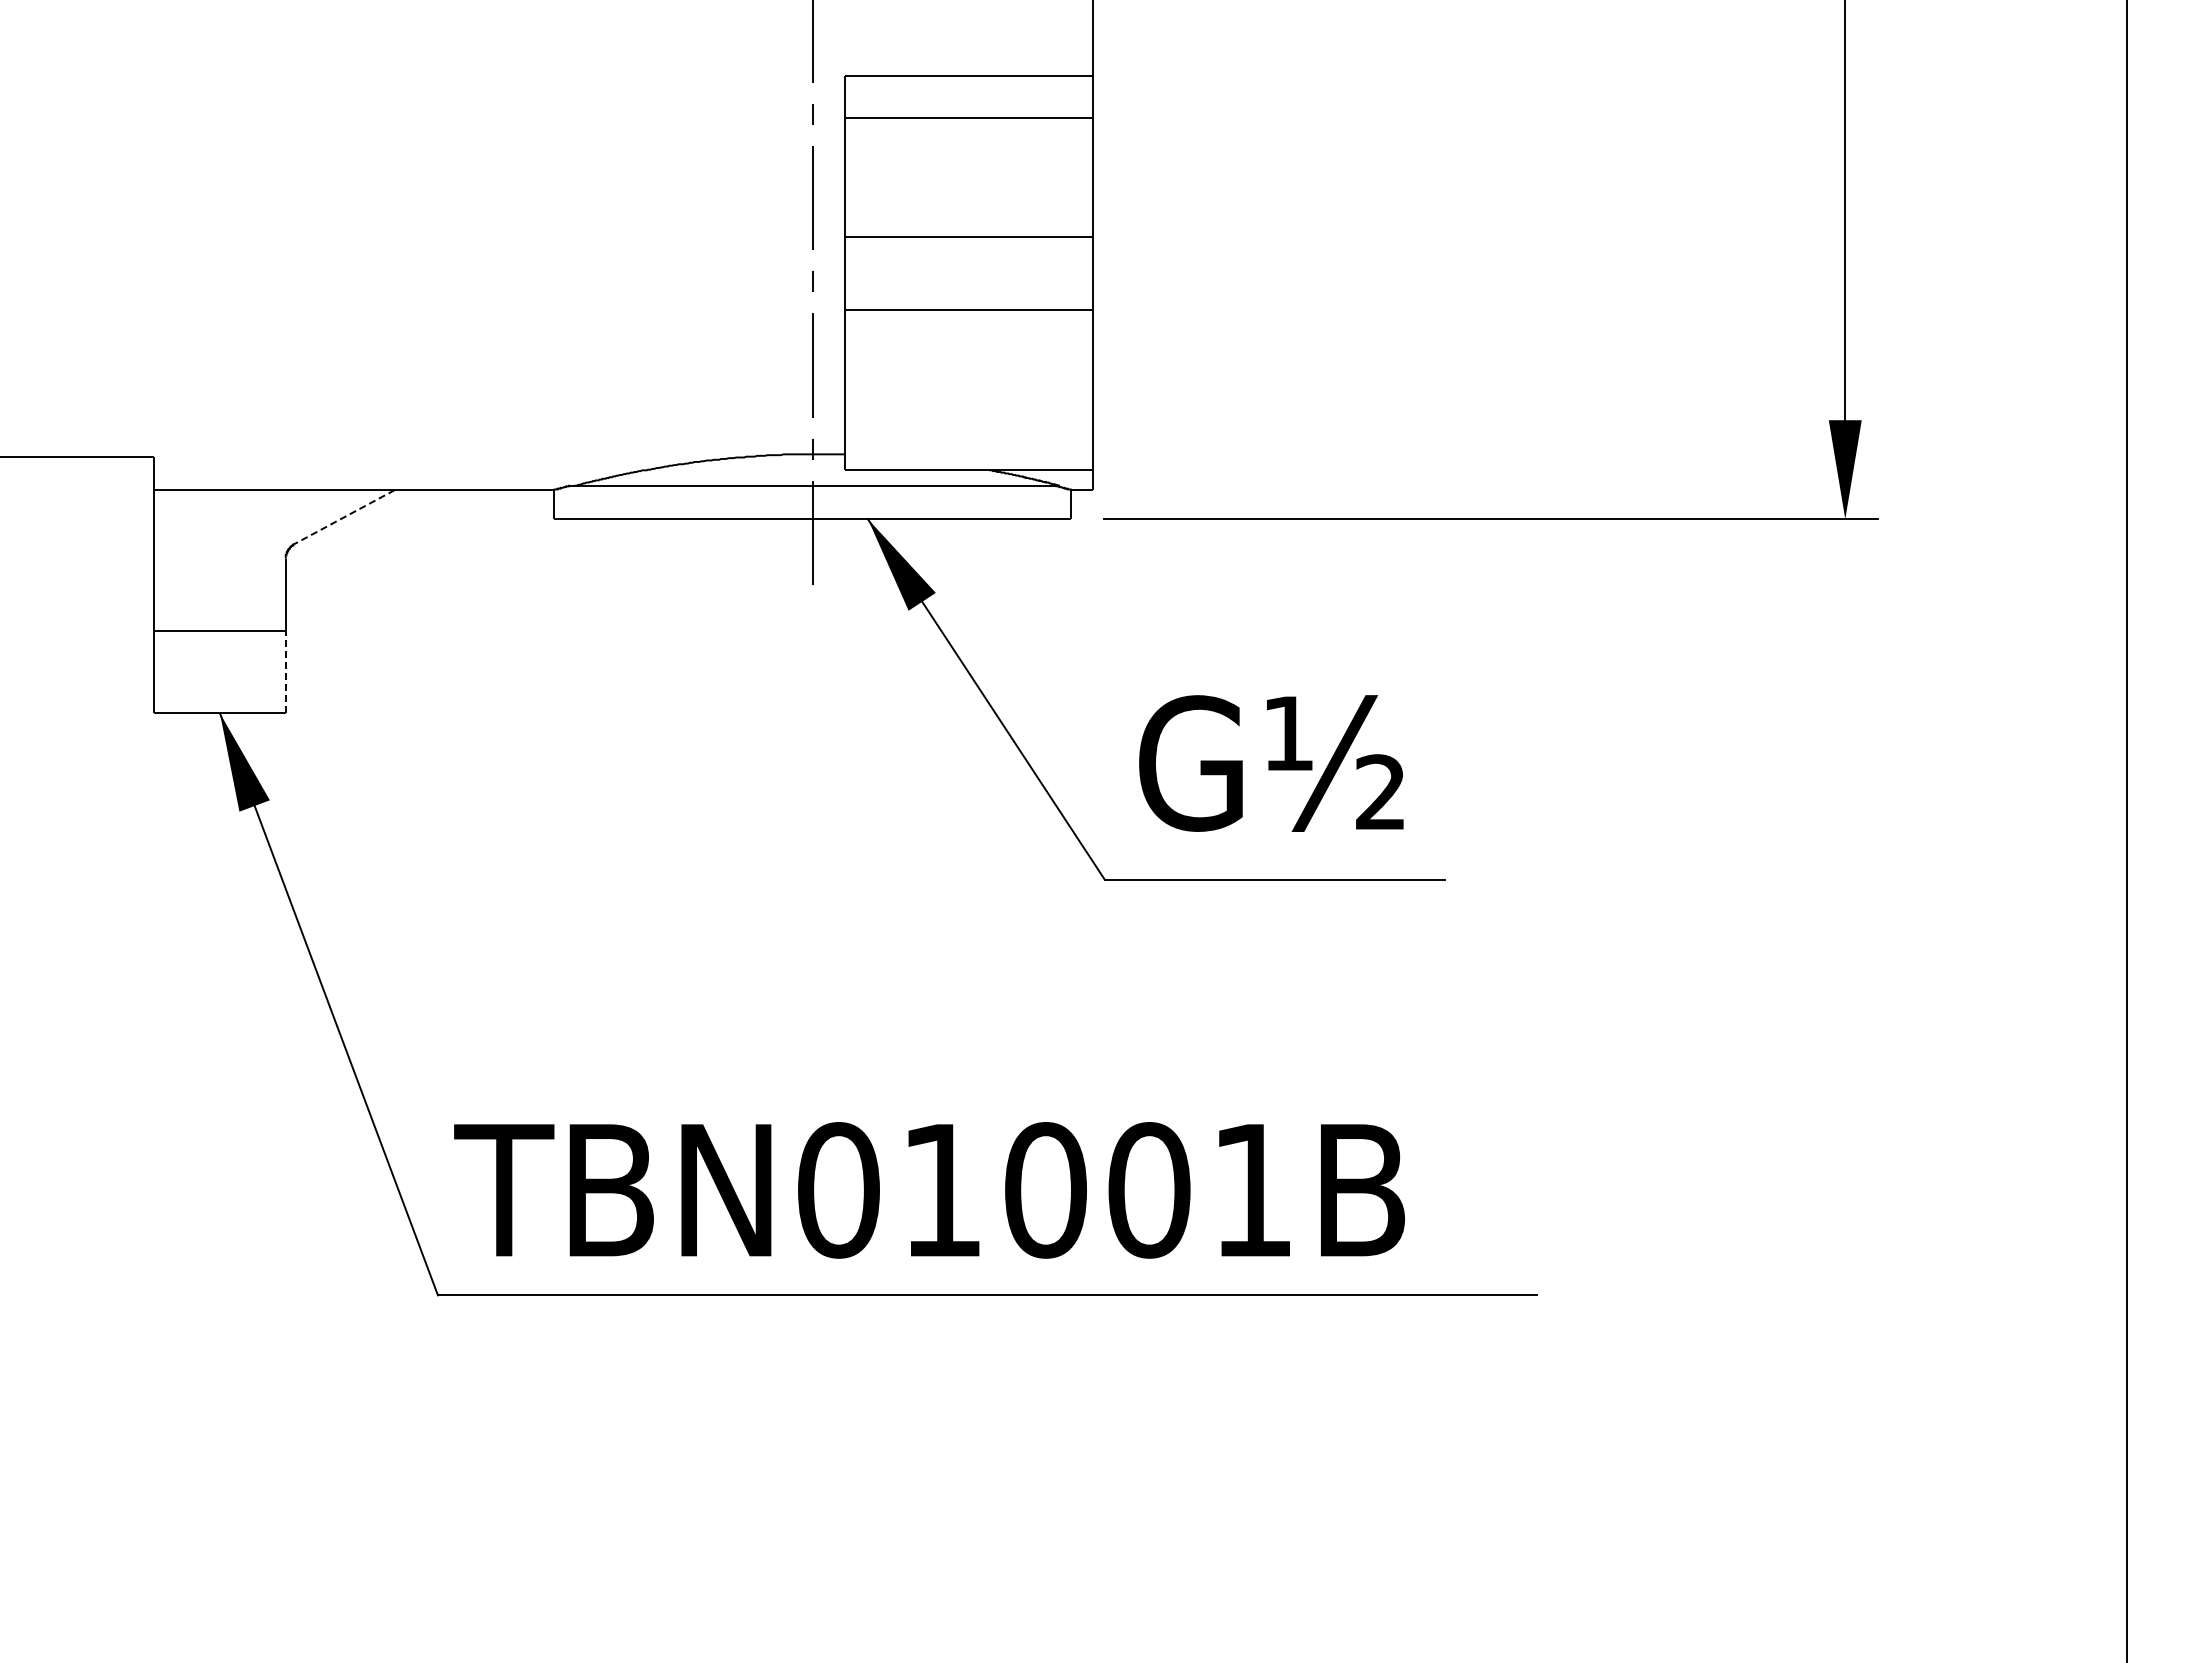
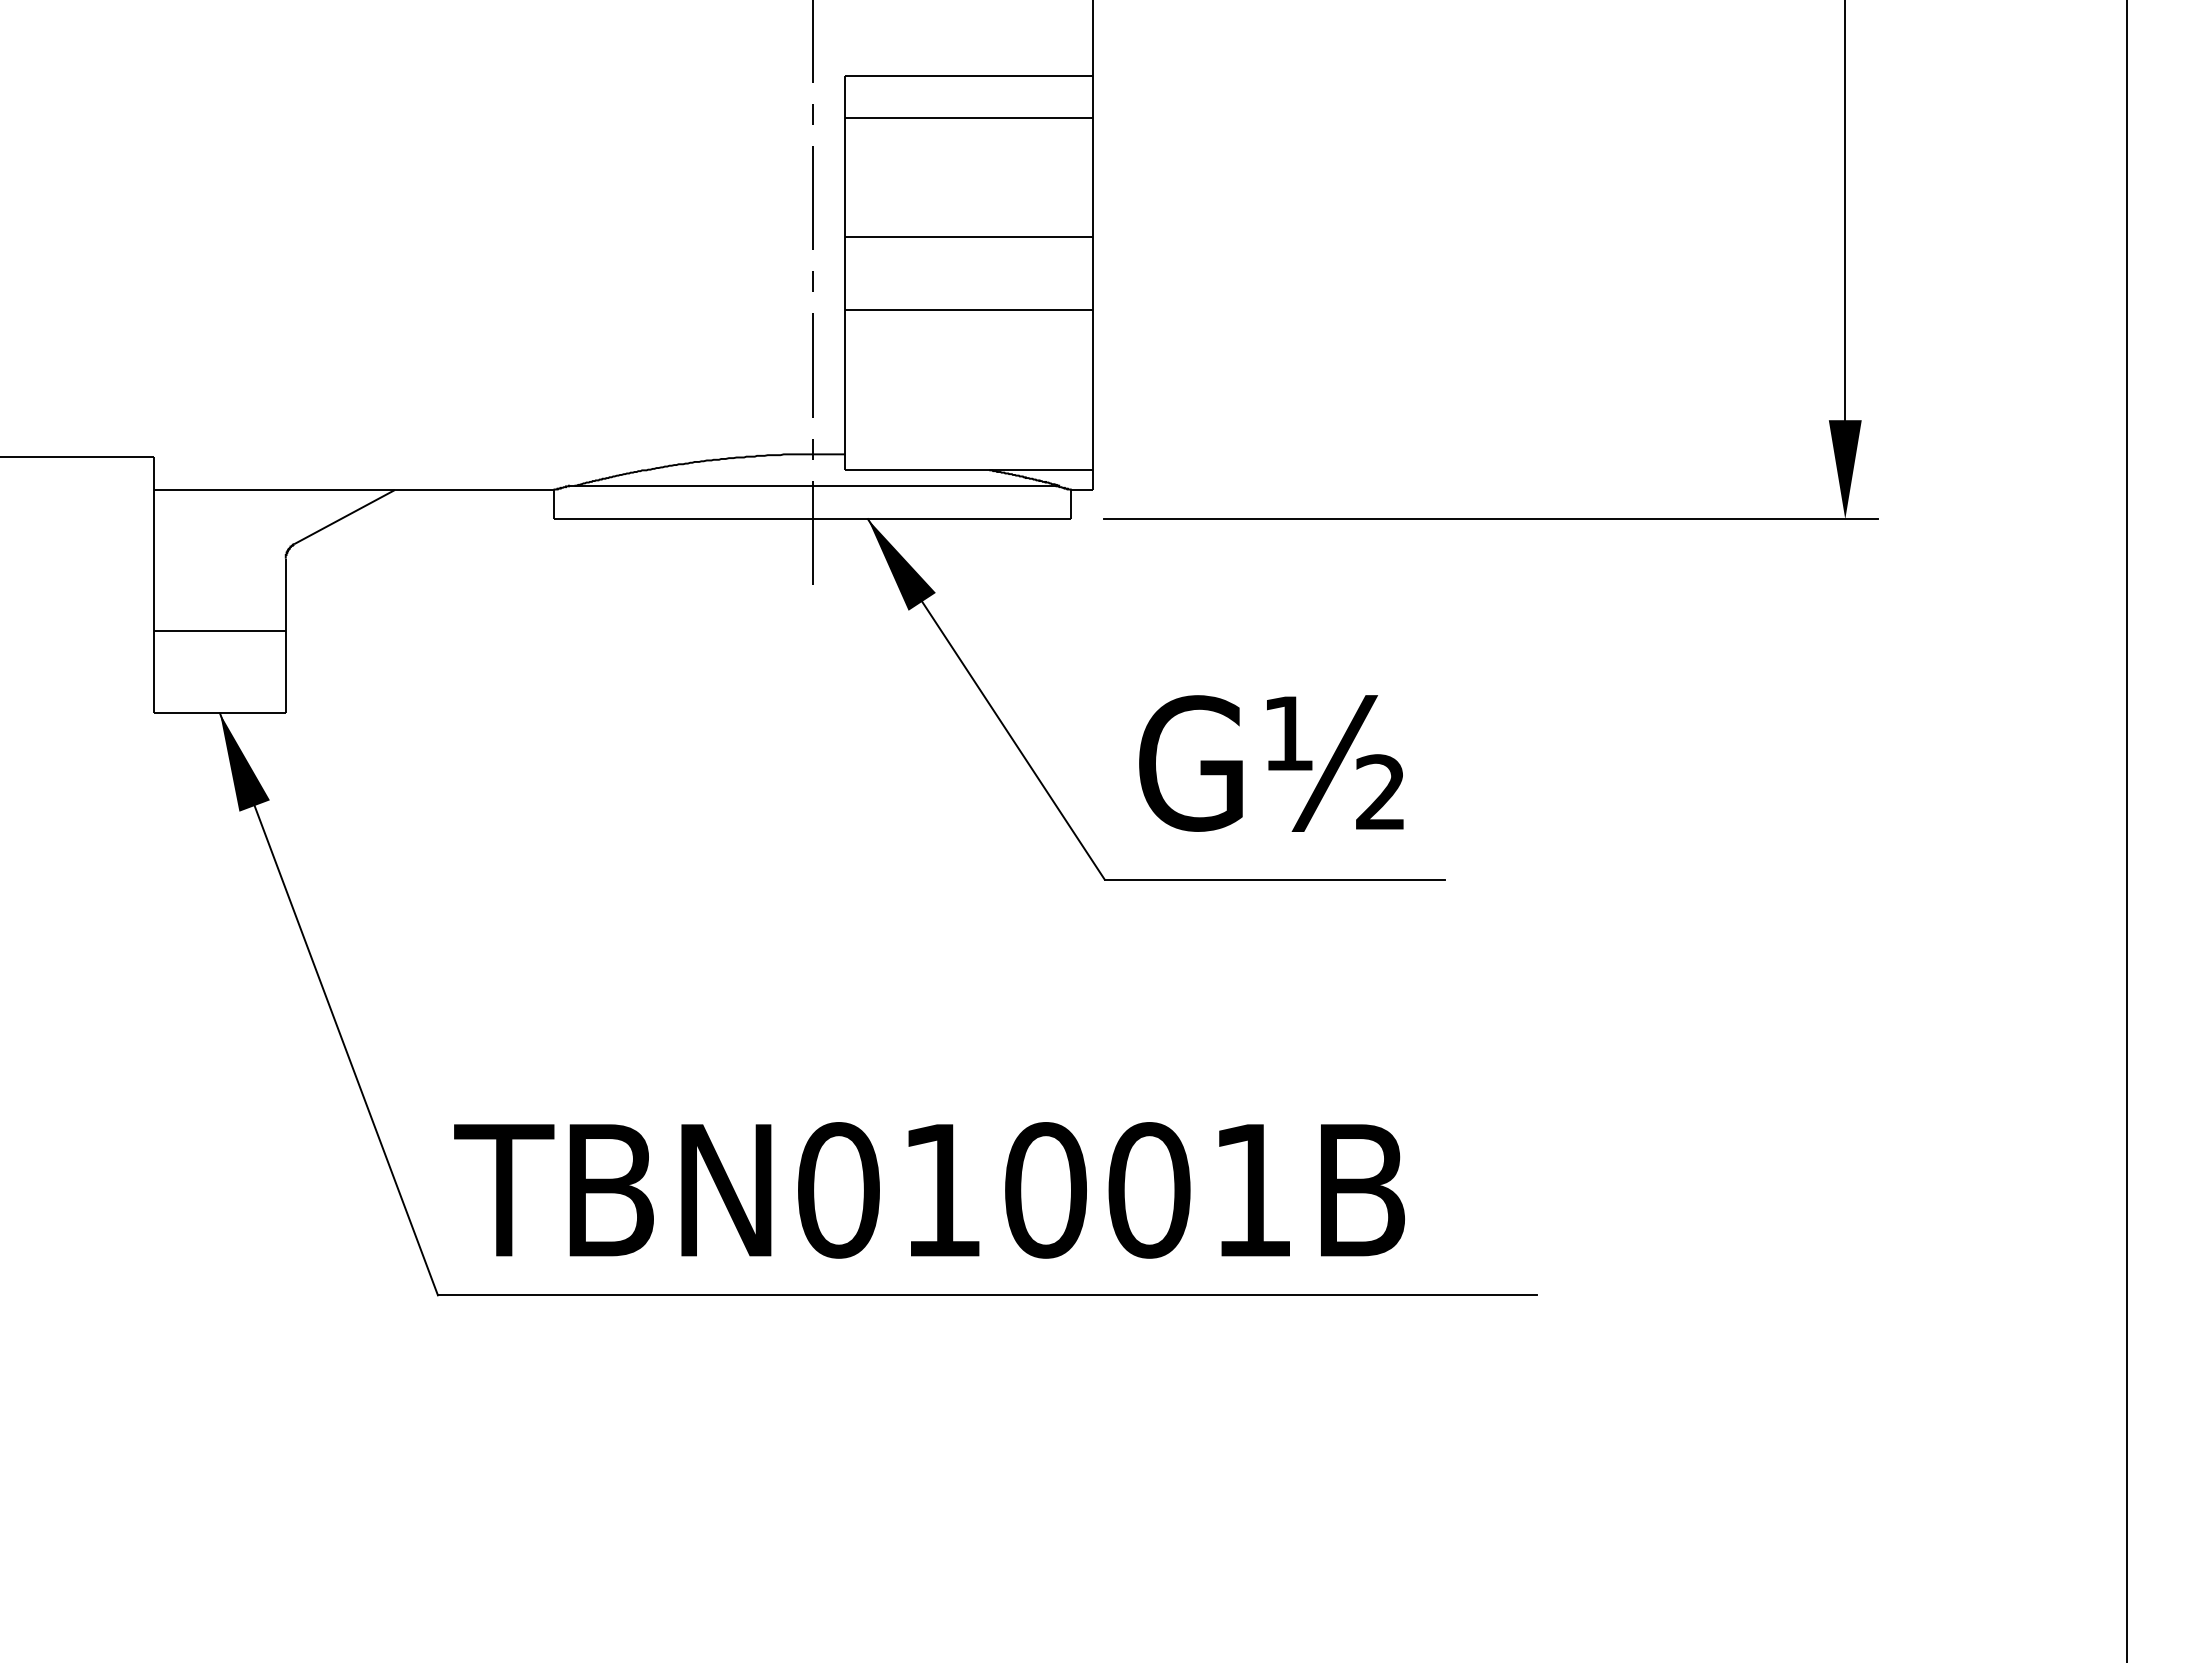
line: dashed -> solid (344, 517)
line: dashed -> solid (285, 671)
